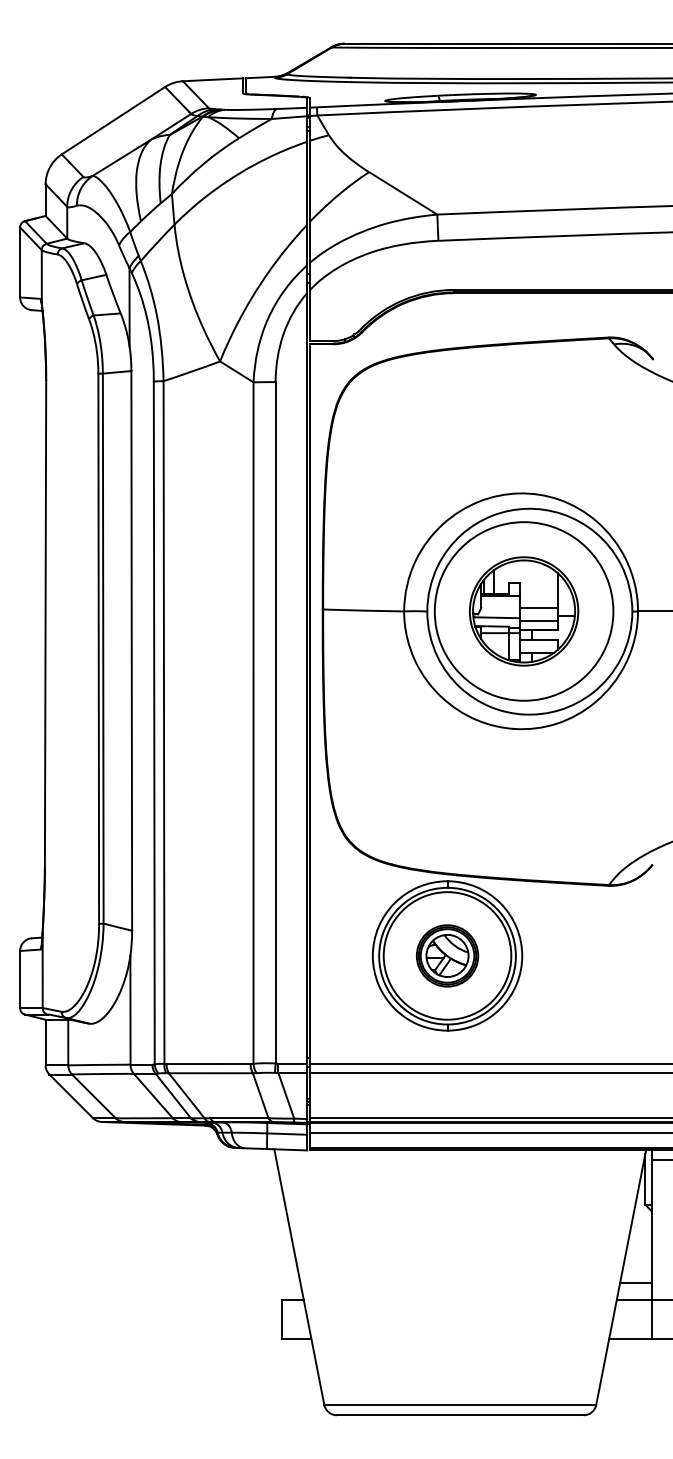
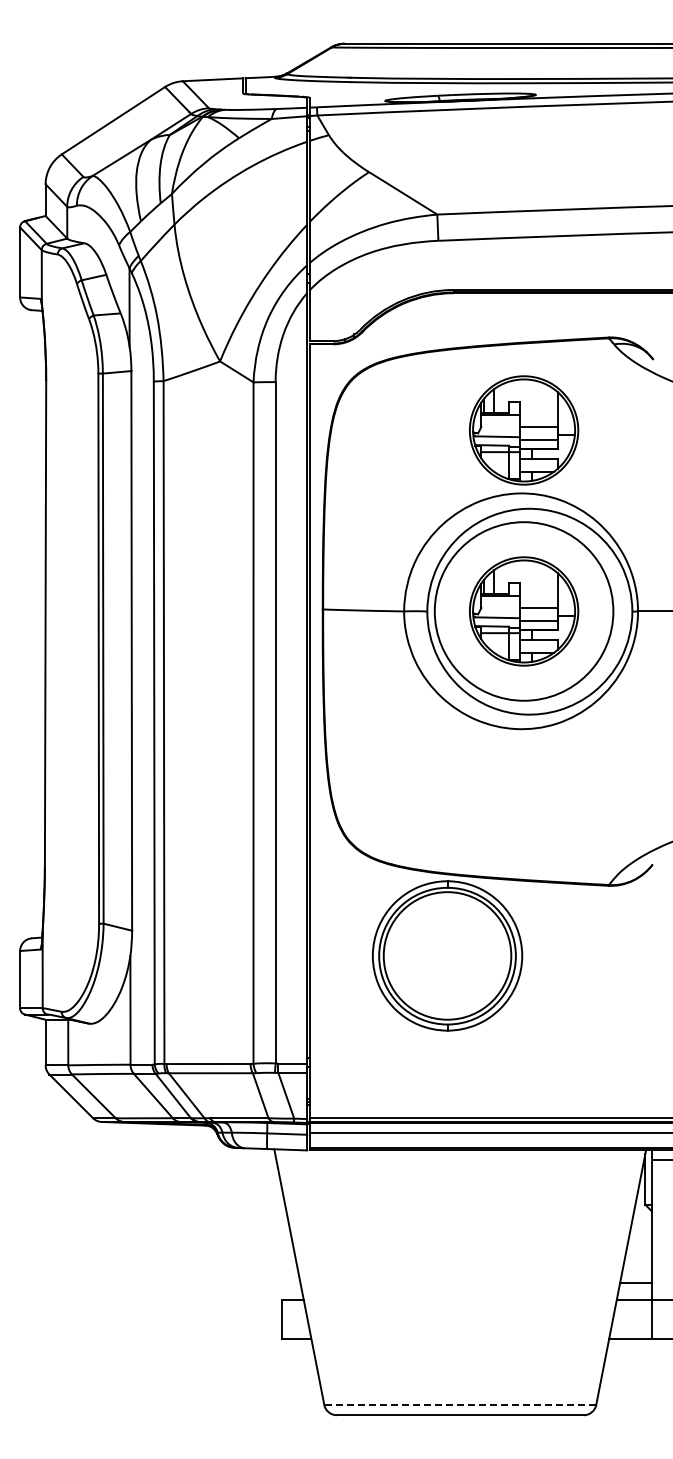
part: none -> present (524, 430)
part: present -> none (447, 955)
line: present -> none (489, 1063)
line: present -> none (489, 1072)
line: solid -> dashed (460, 1404)
